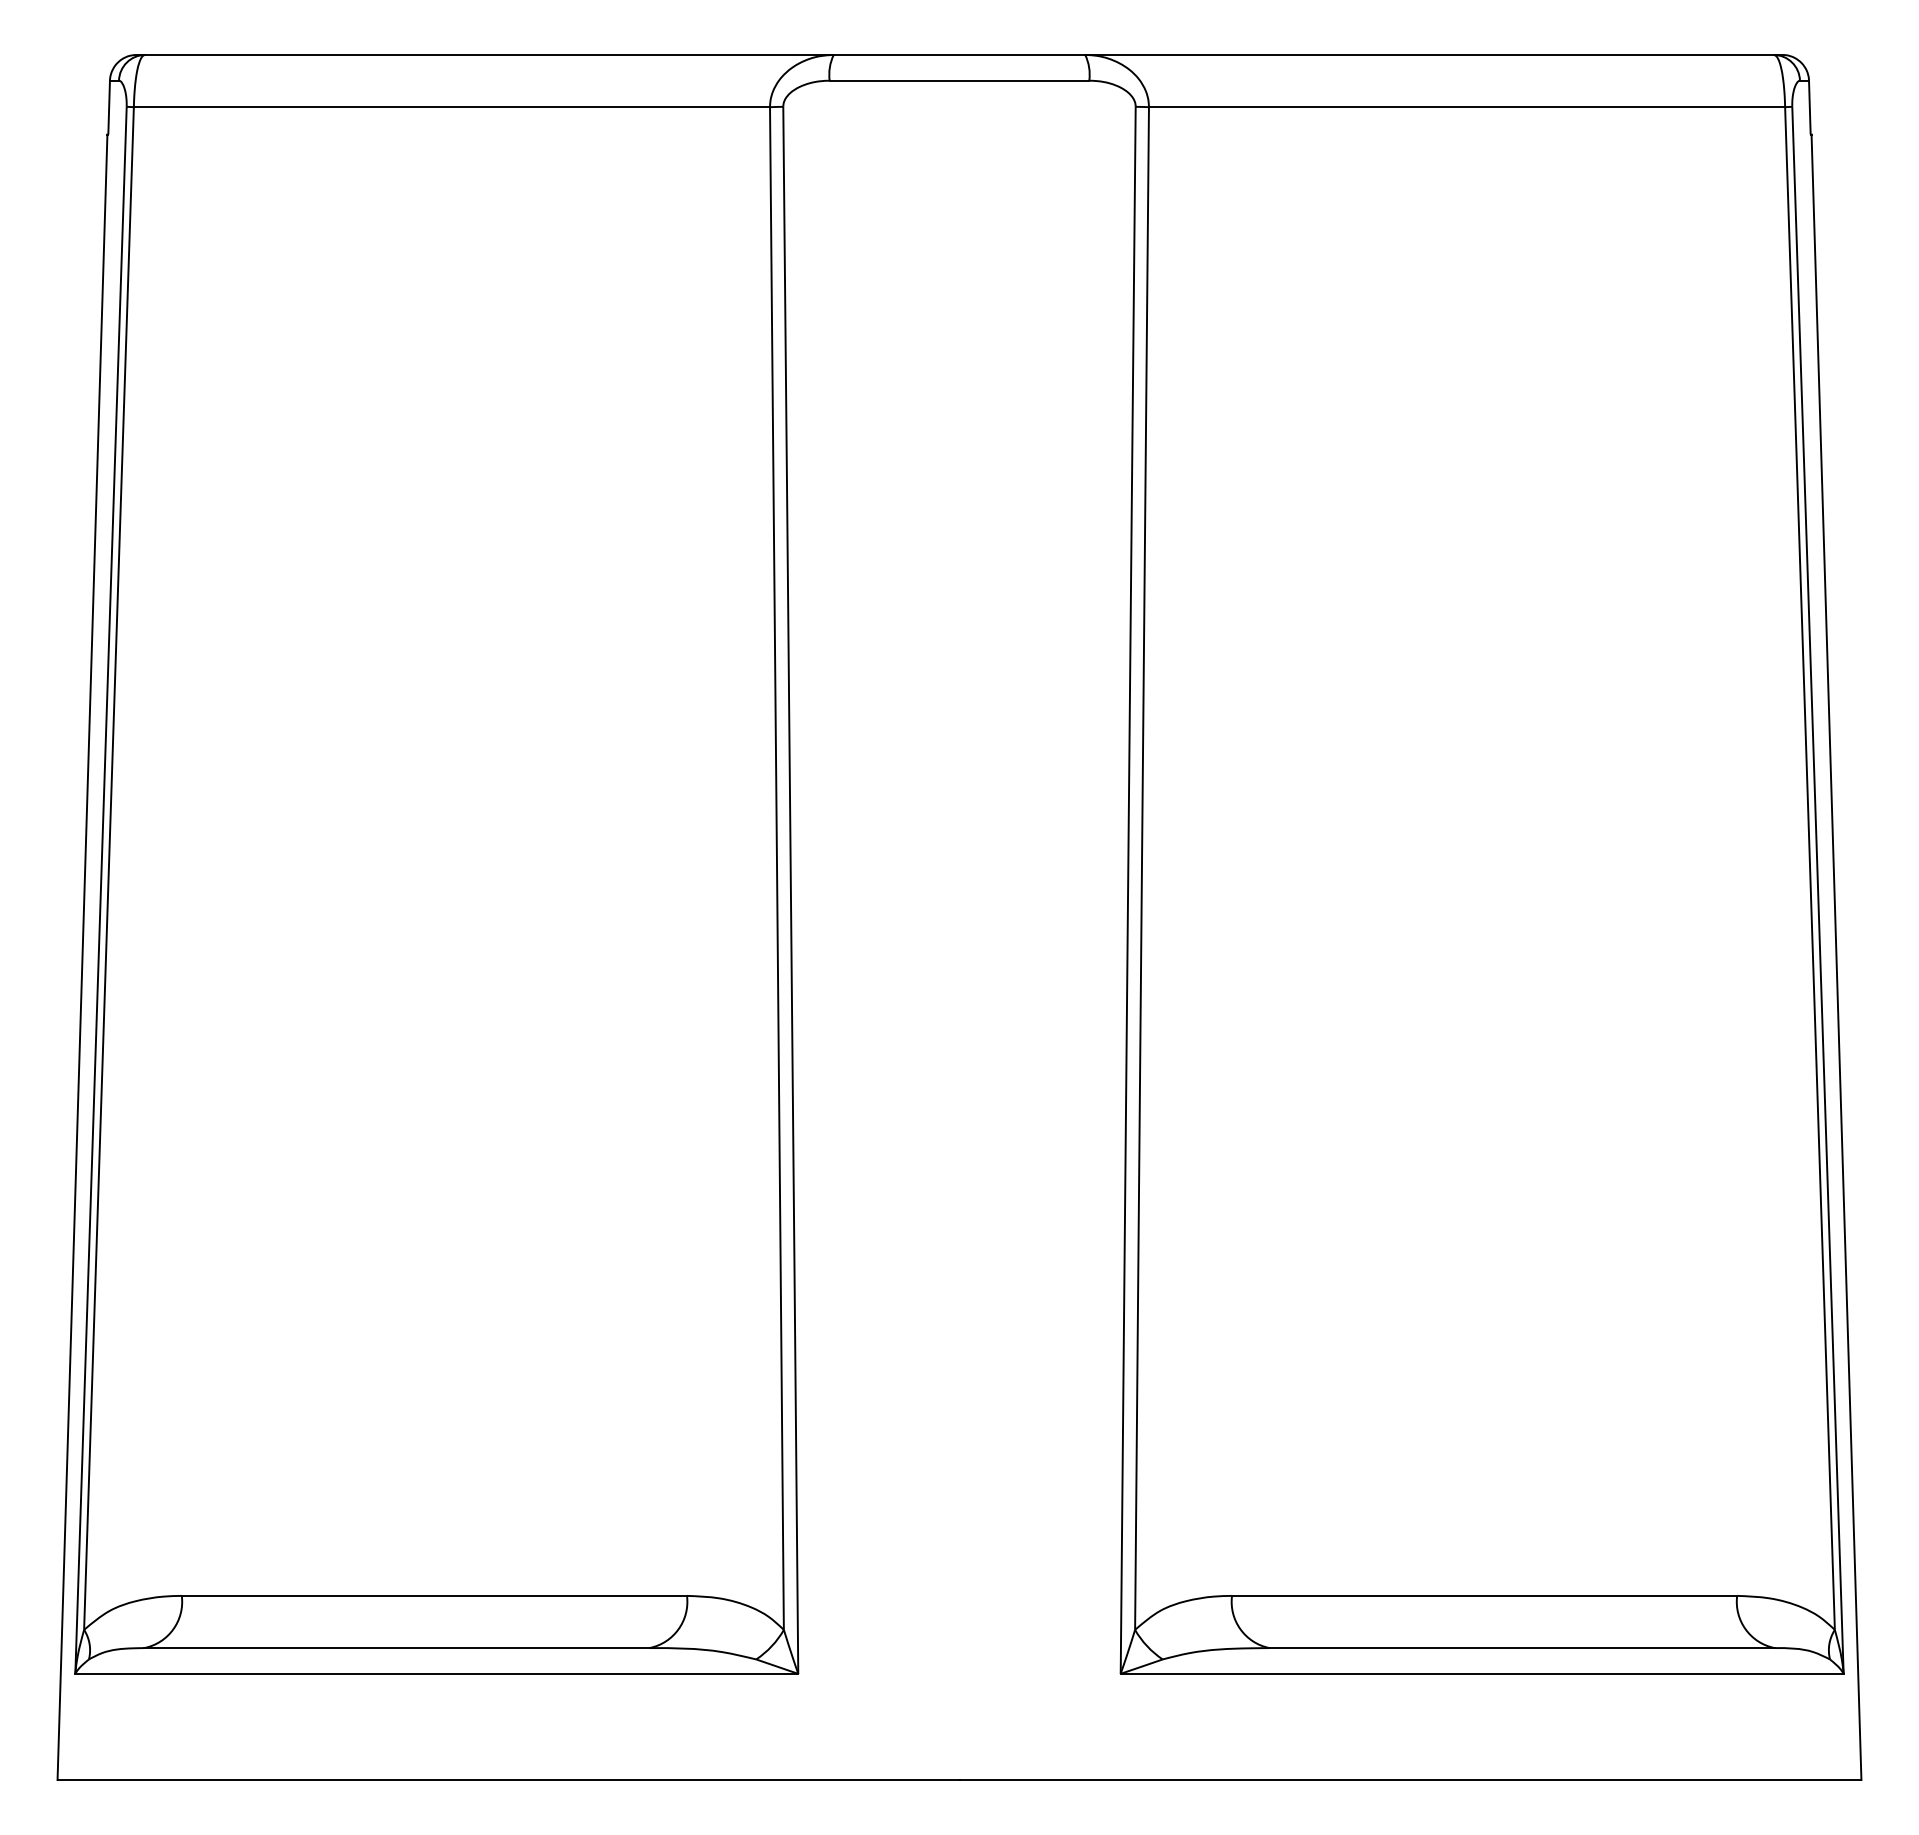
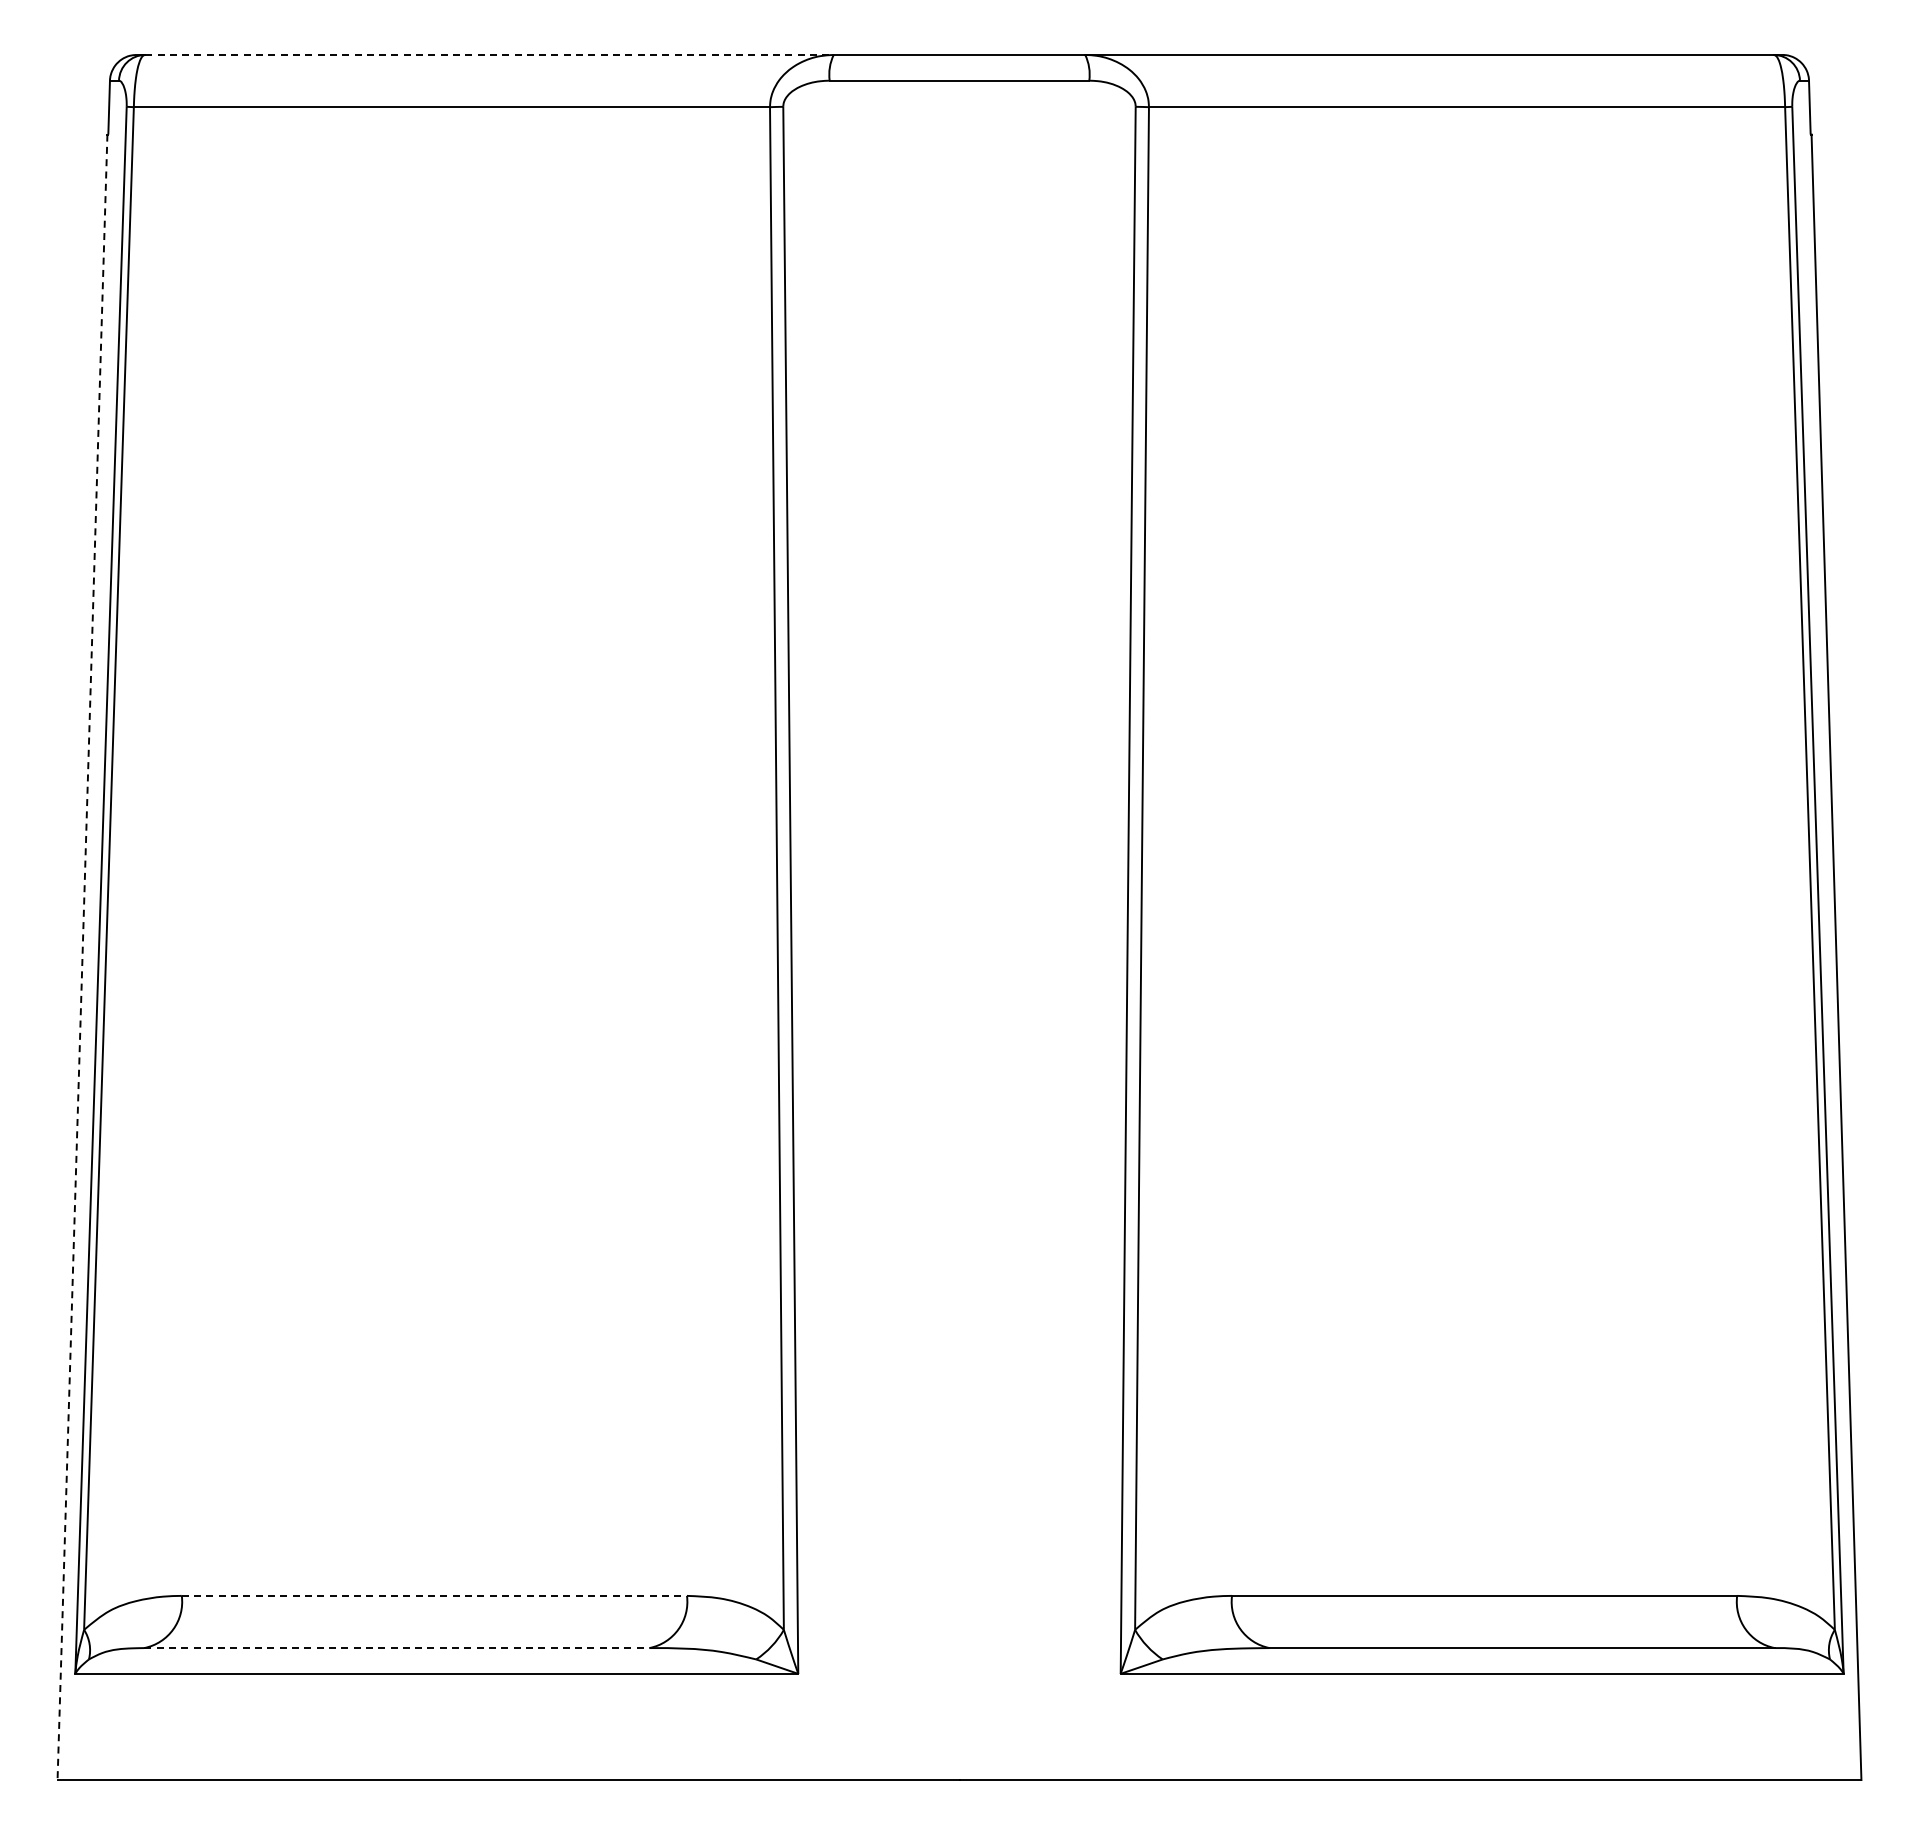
line: solid -> dashed (489, 54)
line: solid -> dashed (82, 957)
line: solid -> dashed (434, 1595)
line: solid -> dashed (396, 1648)
